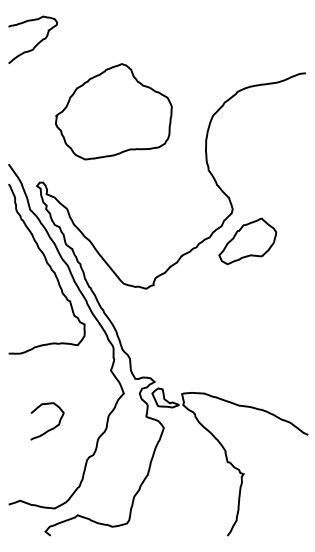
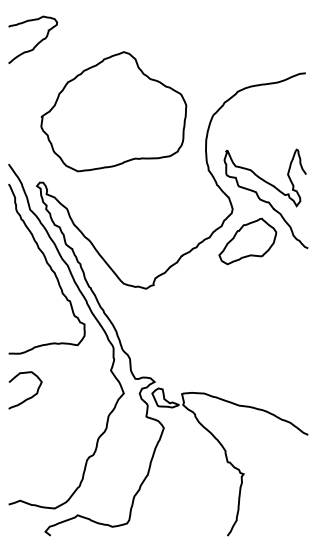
part size: 118x98 px -> 148x122 px (113, 111)
curve: none -> present (265, 200)
curve position: (50, 428) -> (28, 397) (28, 397)
